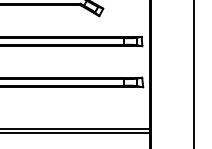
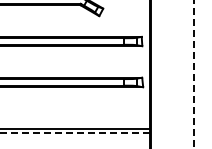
line: solid -> dashed (194, 74)
line: solid -> dashed (74, 133)
